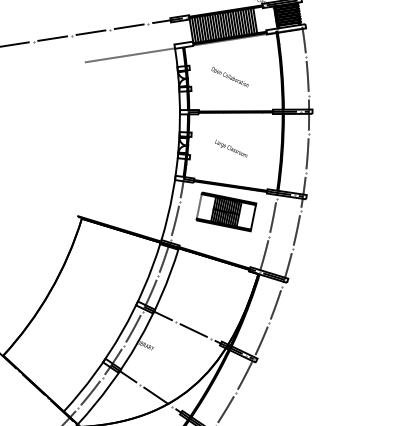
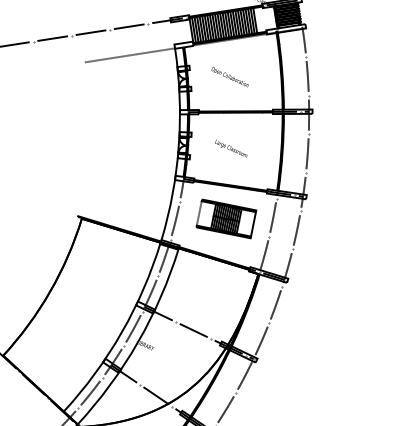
part position: (226, 211) -> (226, 218) (226, 218)
